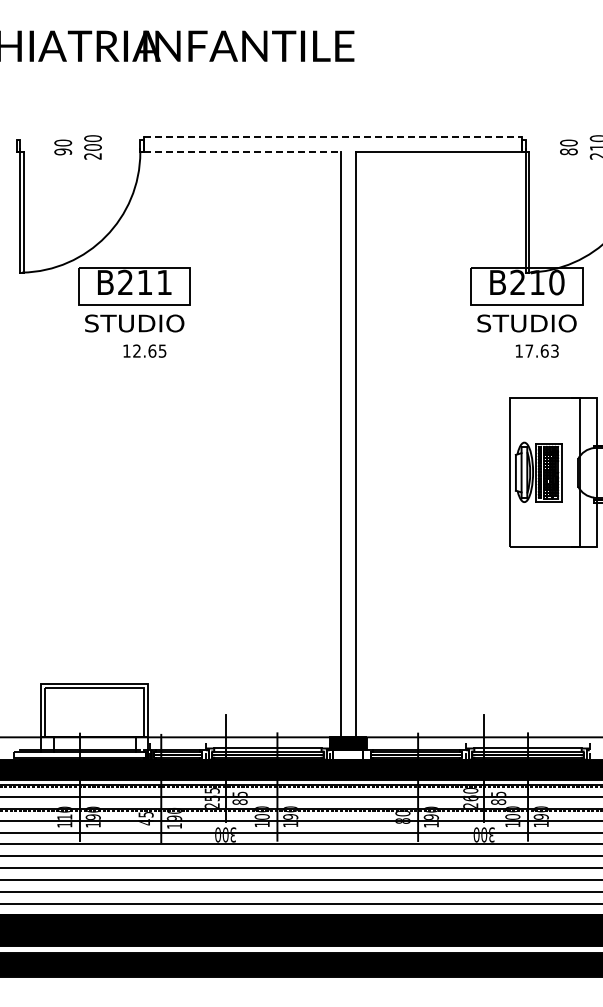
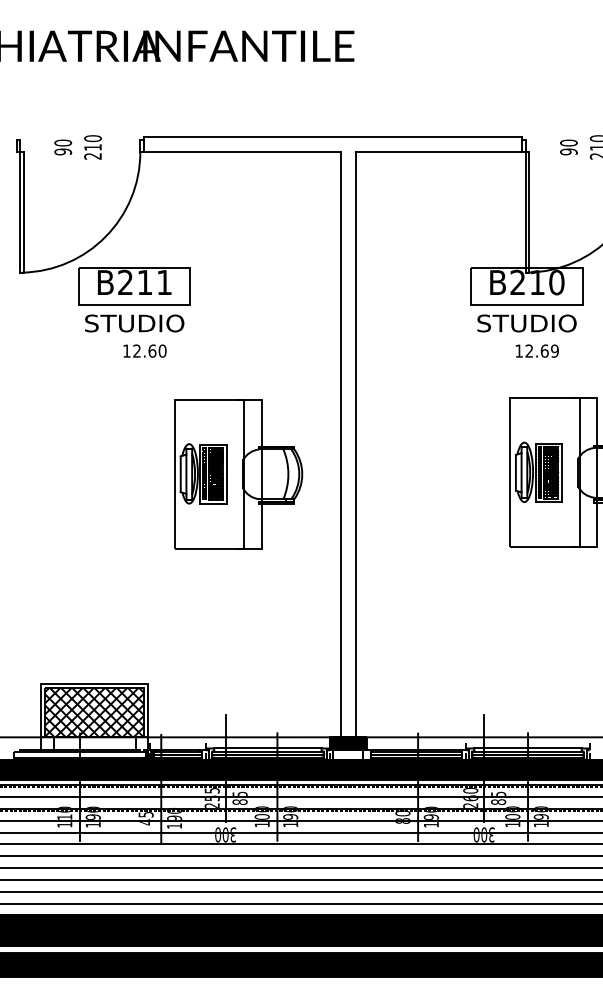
line: dashed -> solid (333, 136)
text: 200 -> 210 (92, 147)
text: 80 -> 90 (568, 151)
line: dashed -> solid (242, 152)
text: 12.65 -> 12.60 (162, 350)
text: 17.63 -> 12.69 (541, 350)
part: none -> present (238, 474)
hatch: none -> present (94, 712)
